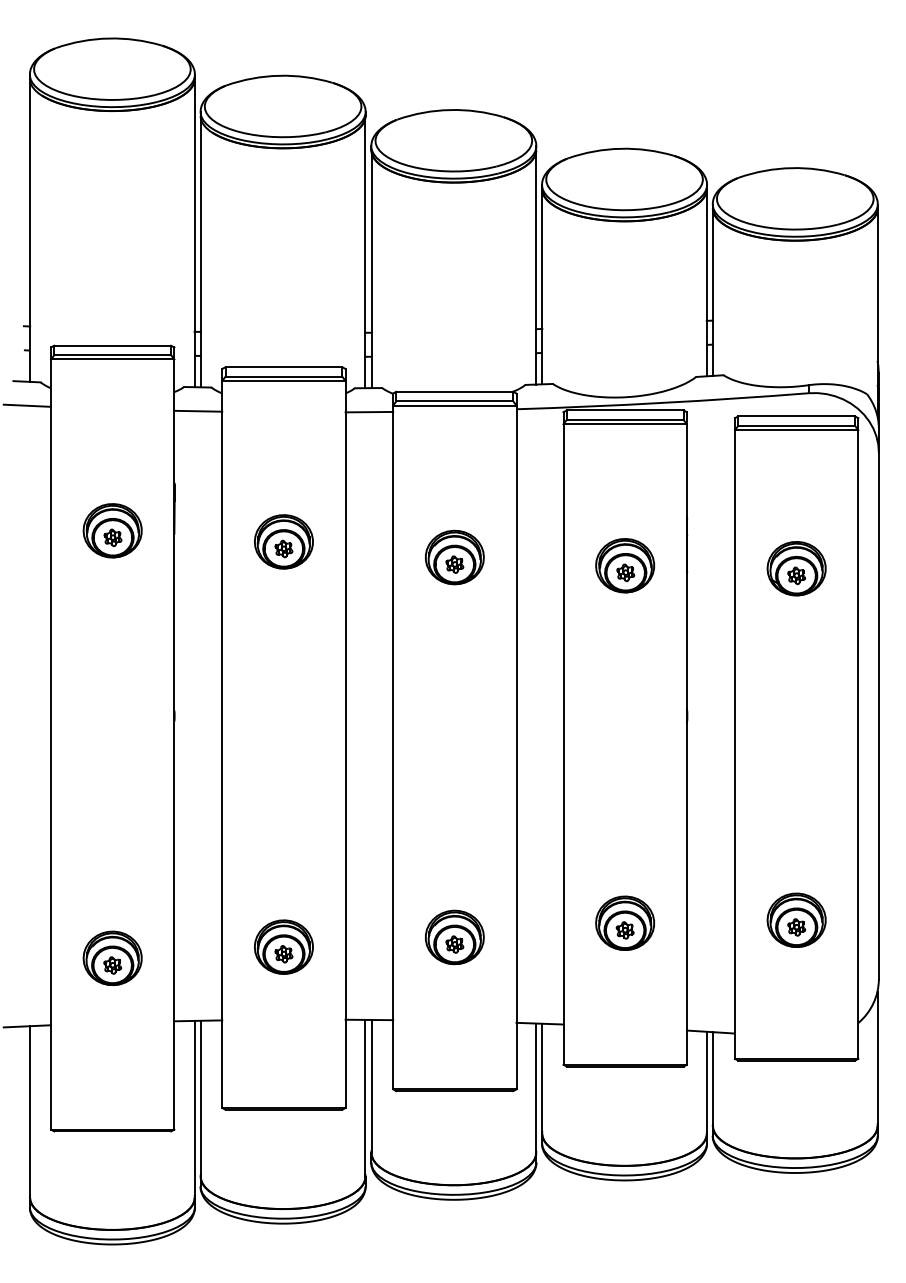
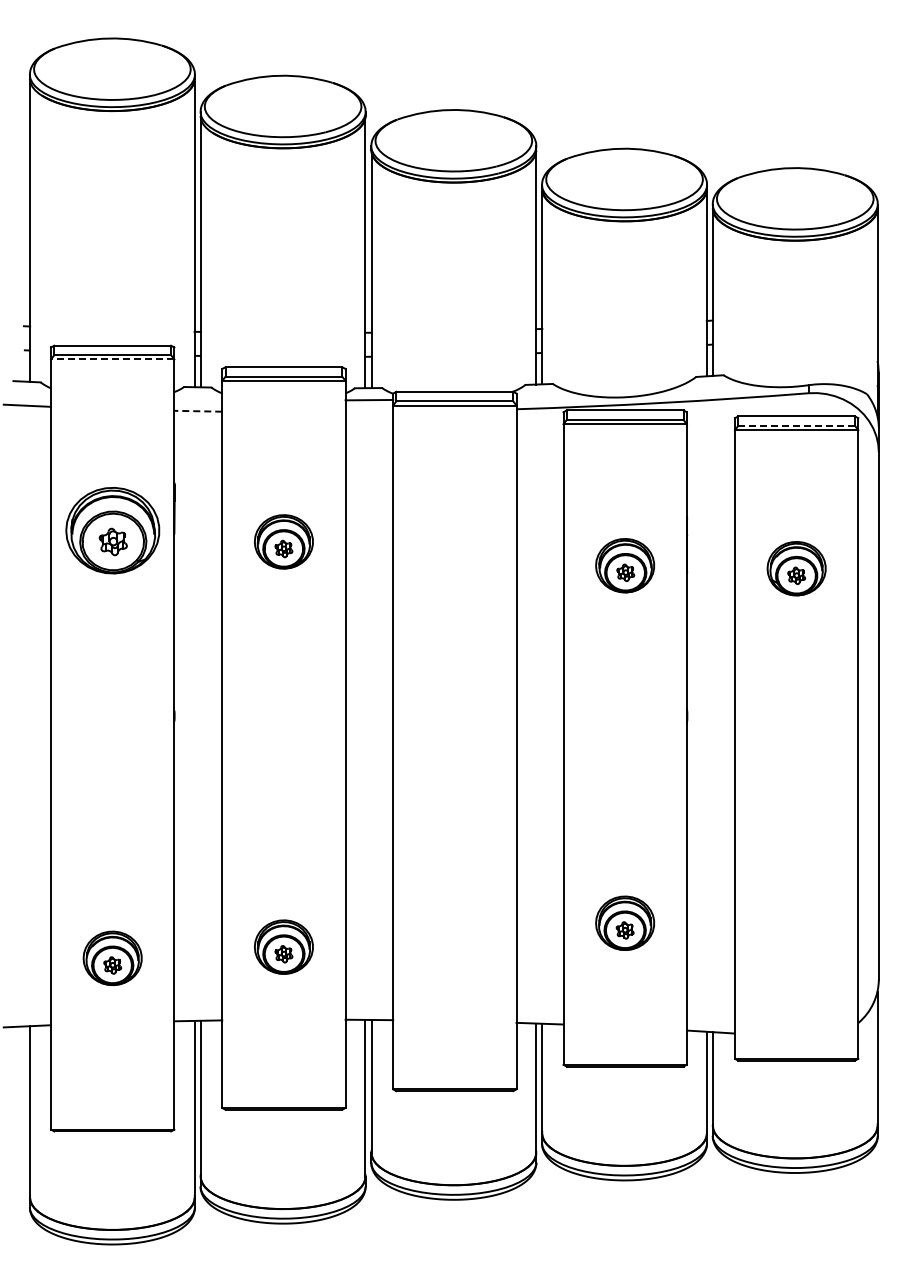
line: solid -> dashed (112, 359)
line: solid -> dashed (198, 411)
line position: (369, 411) -> (369, 399) (369, 399)
line: solid -> dashed (797, 425)
part size: 61x56 px -> 96x88 px (112, 530)
part: present -> none (454, 557)
part: present -> none (796, 919)
part: present -> none (454, 937)
